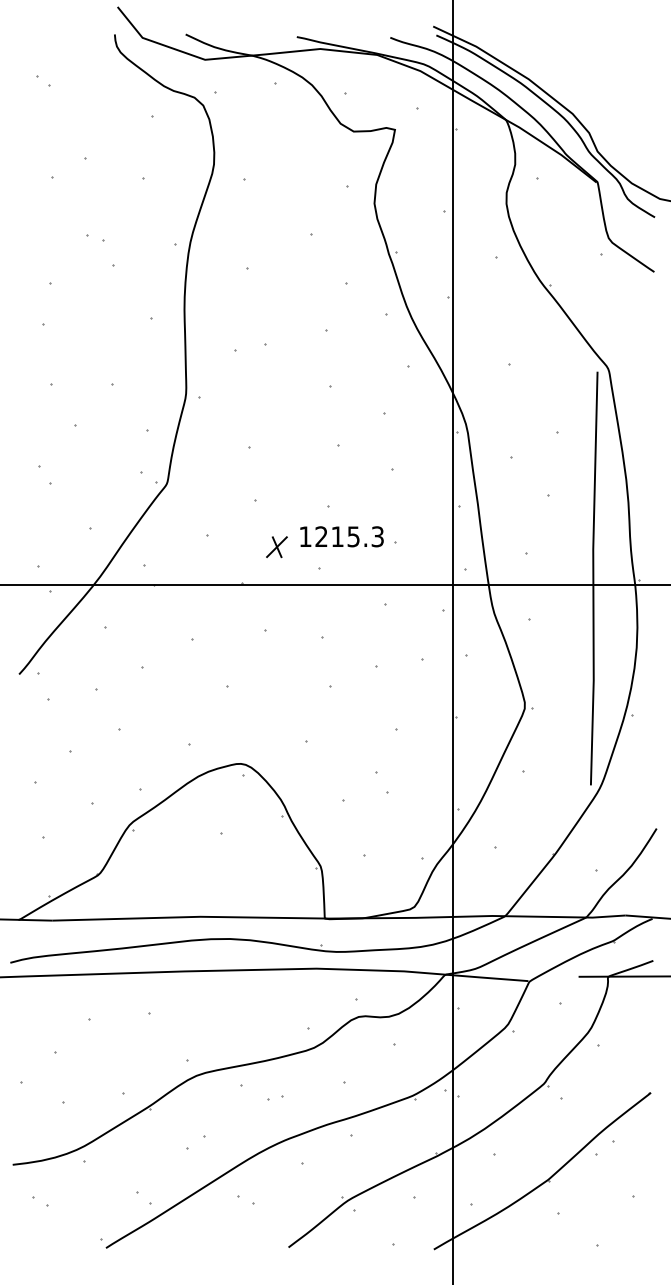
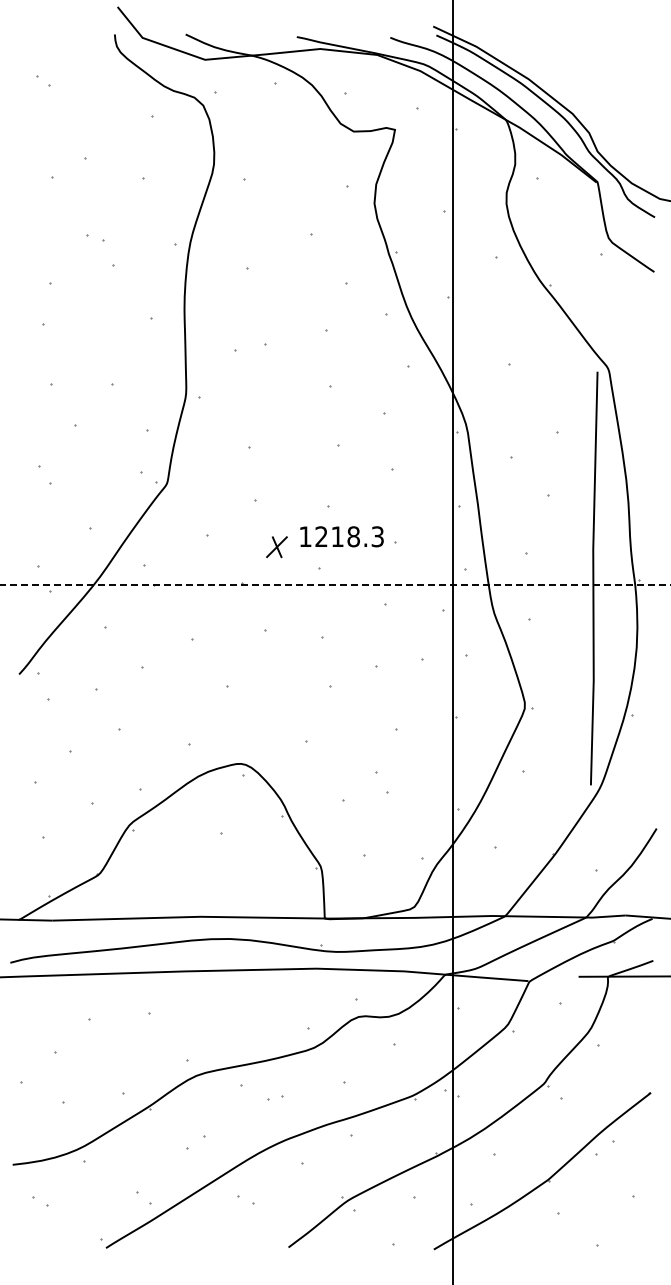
text: 1215.3 -> 1218.3 (353, 536)
line: solid -> dashed (336, 584)
